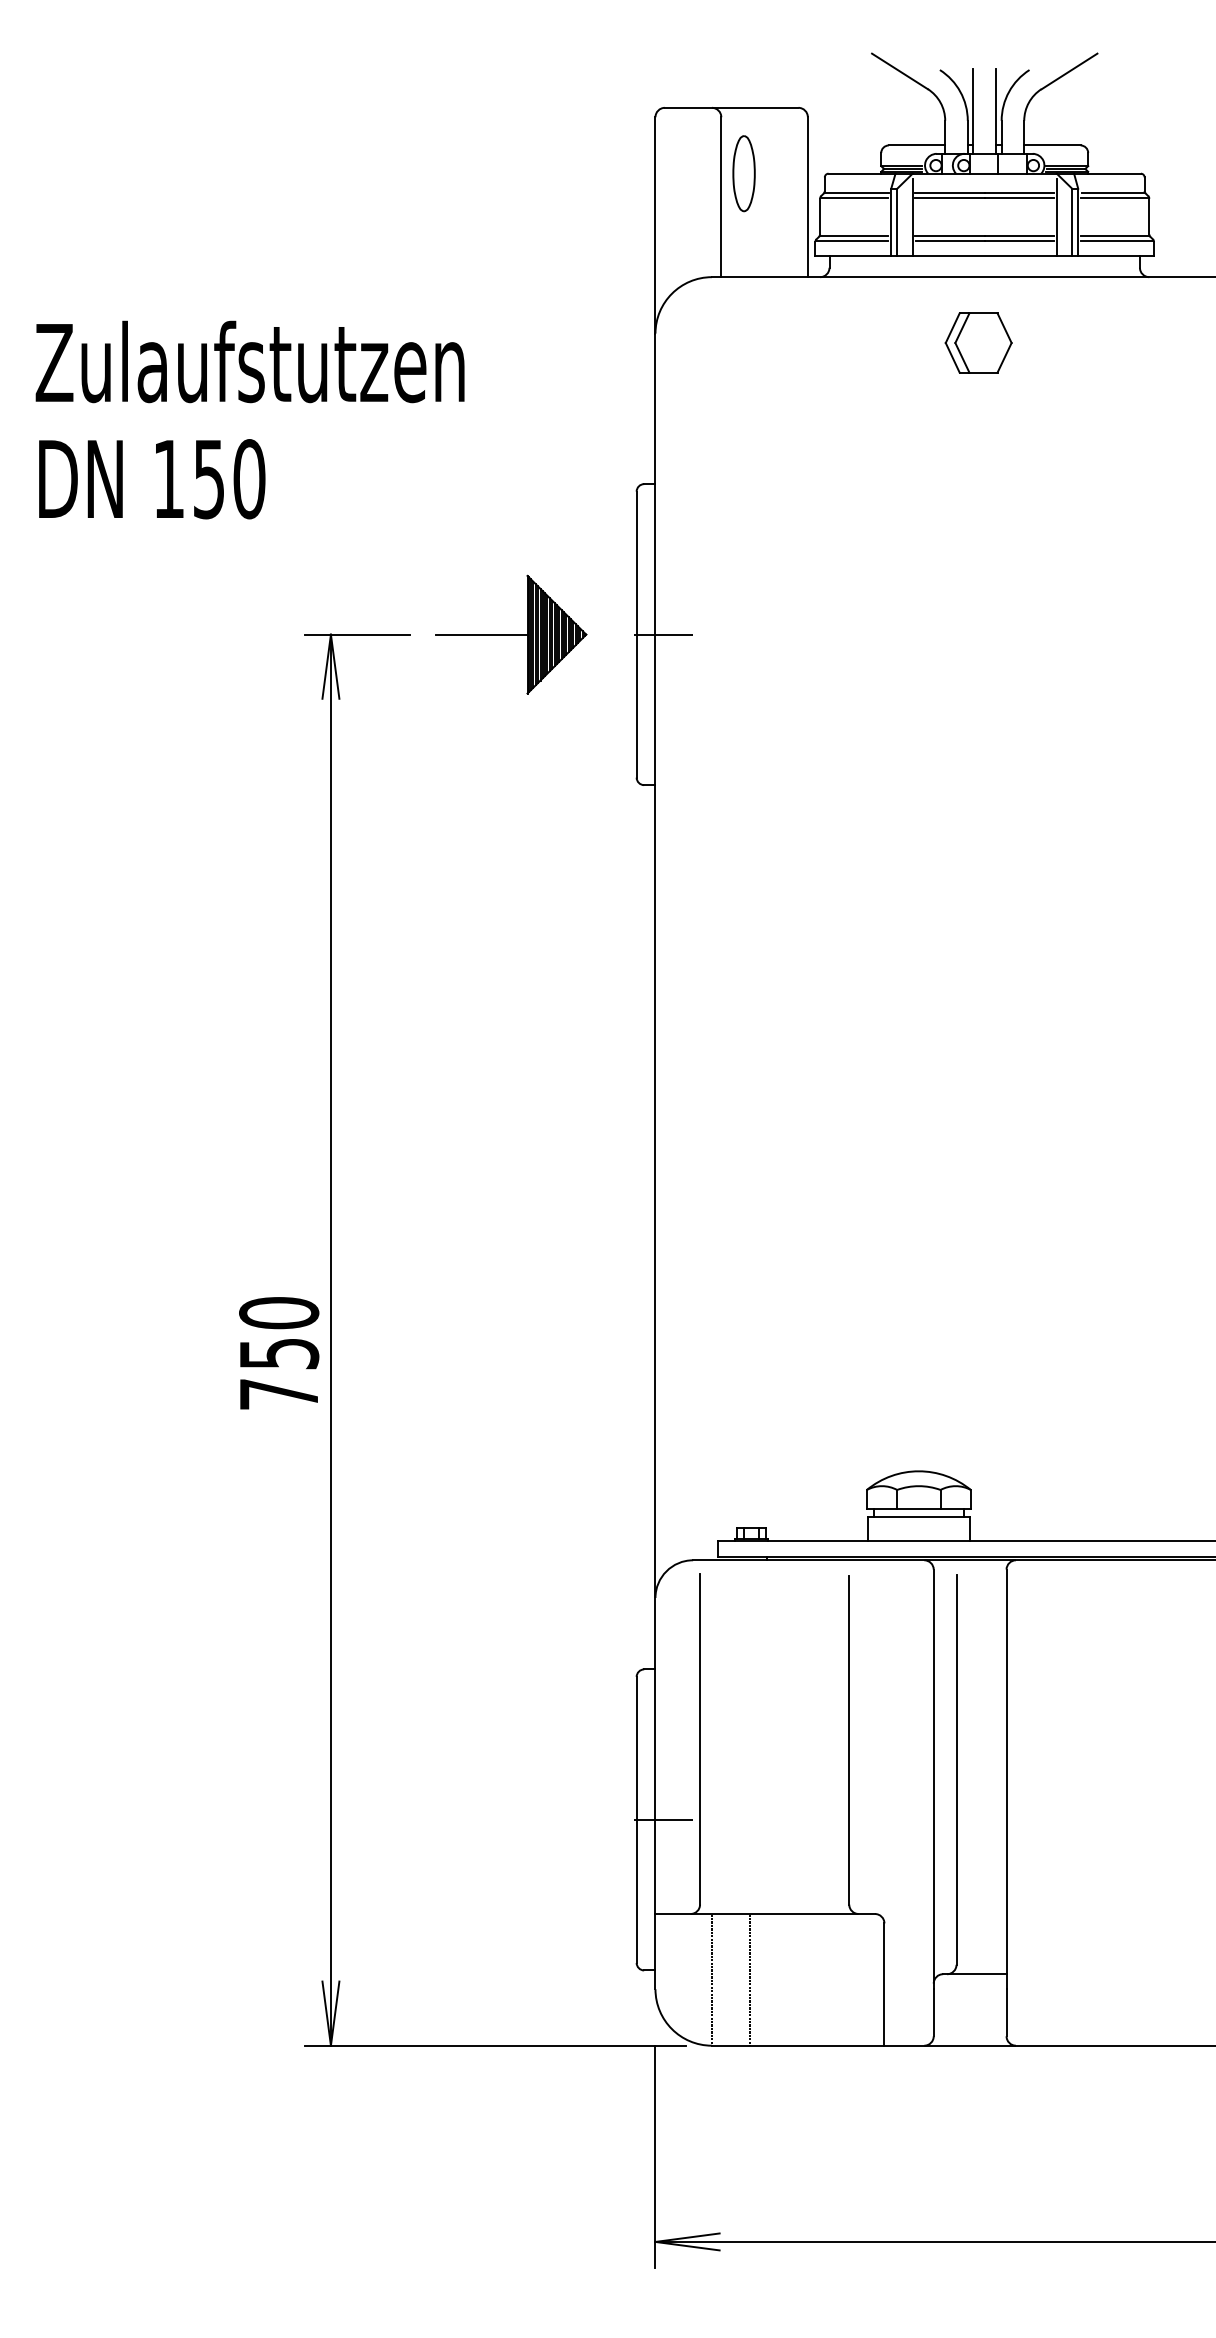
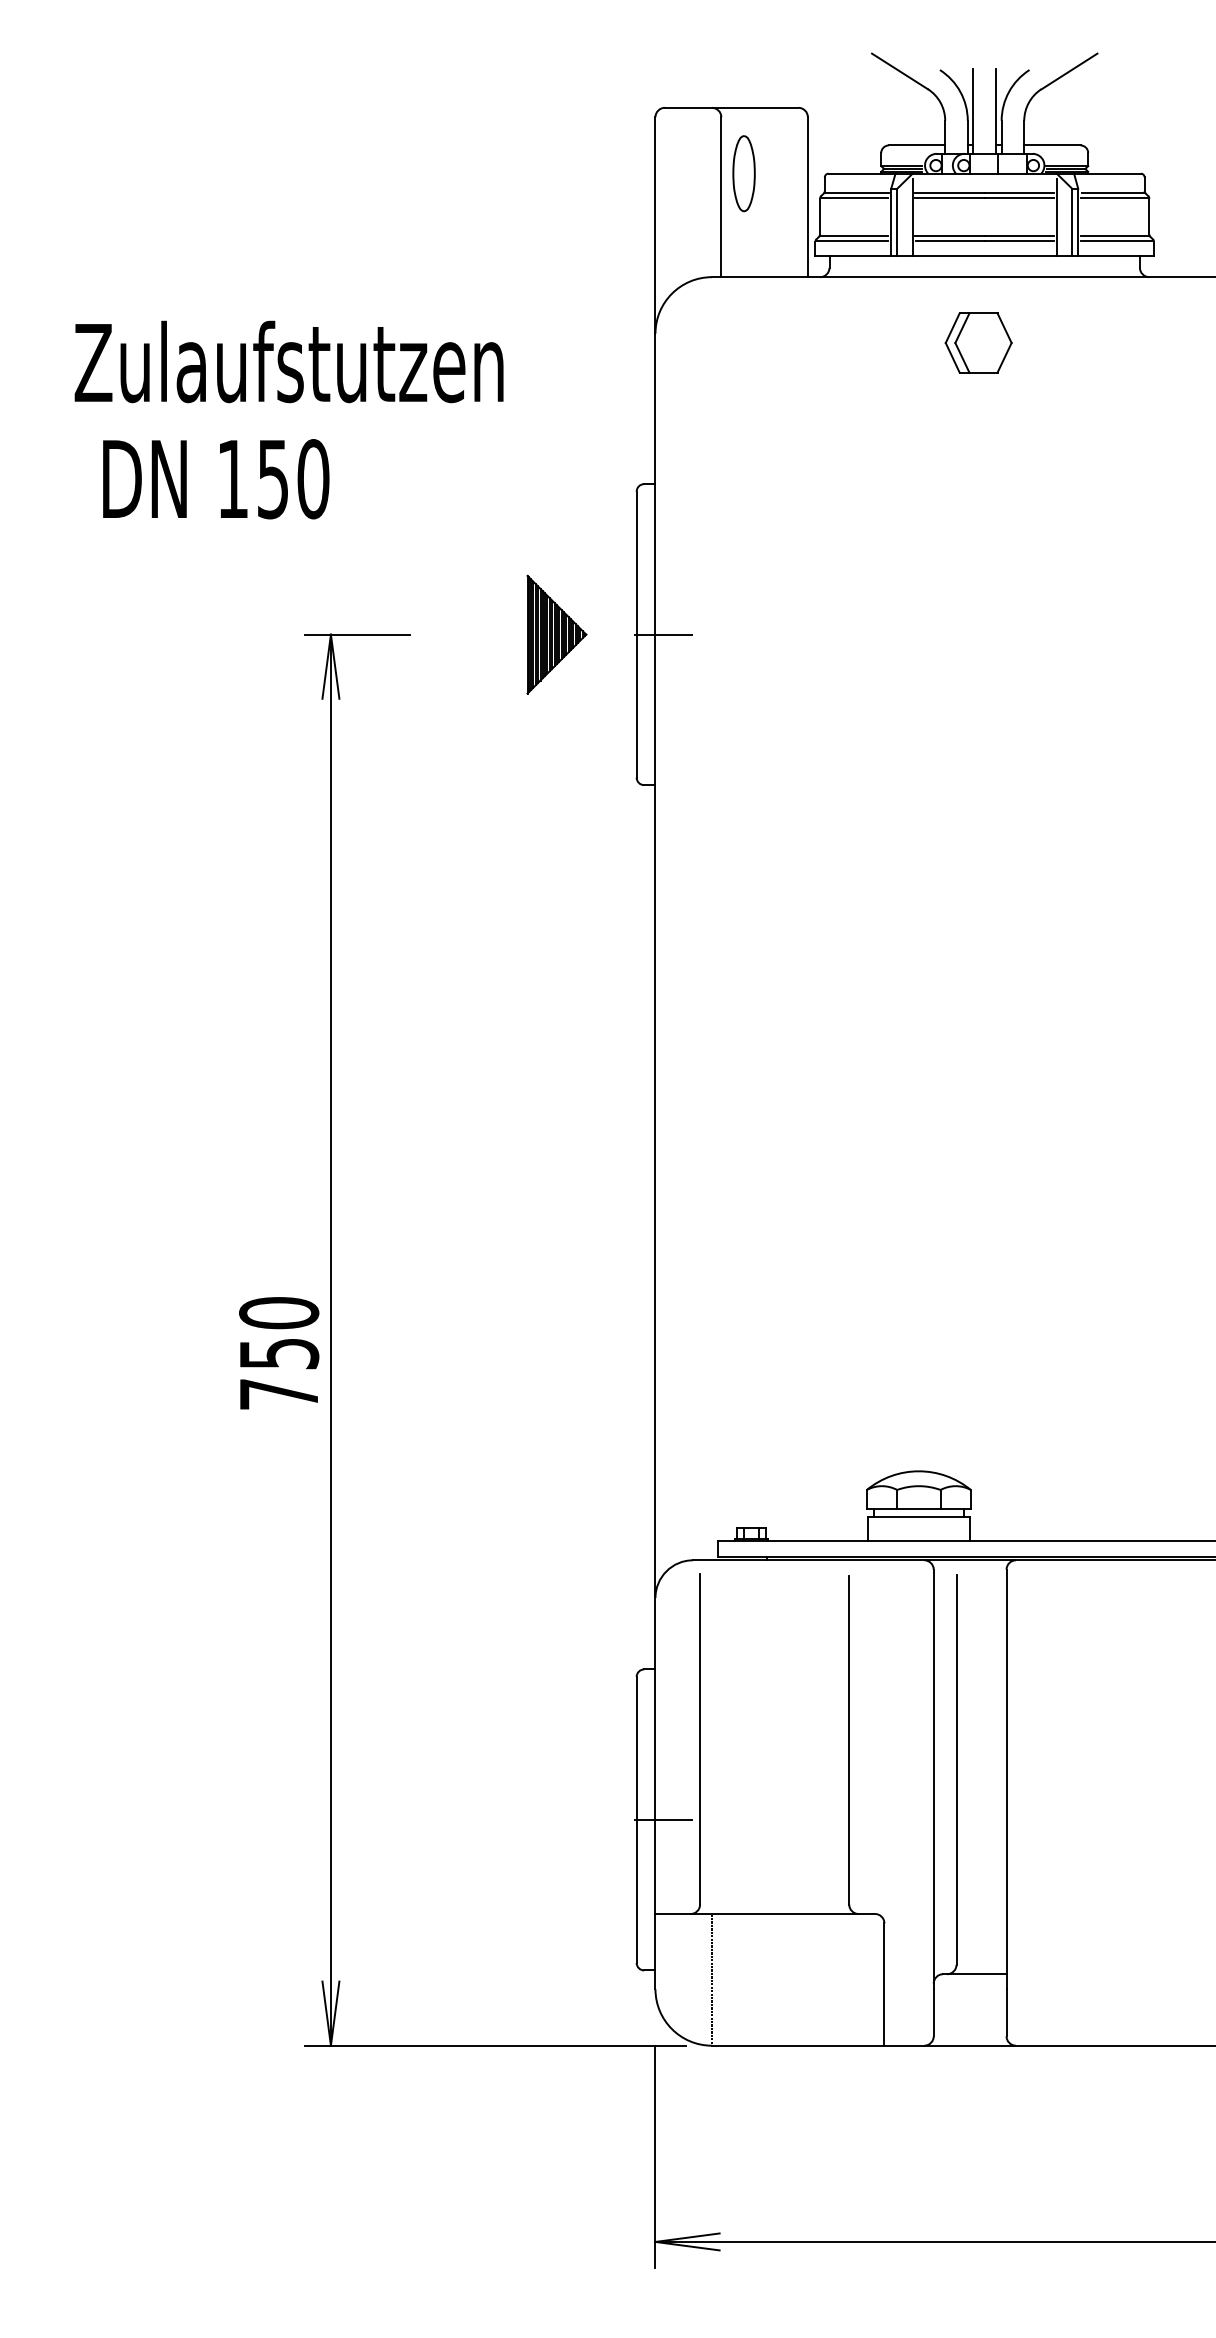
text position: (249, 361) -> (288, 361) (288, 361)
text position: (152, 479) -> (216, 479) (216, 479)
line: present -> none (481, 634)
line: present -> none (749, 1979)
